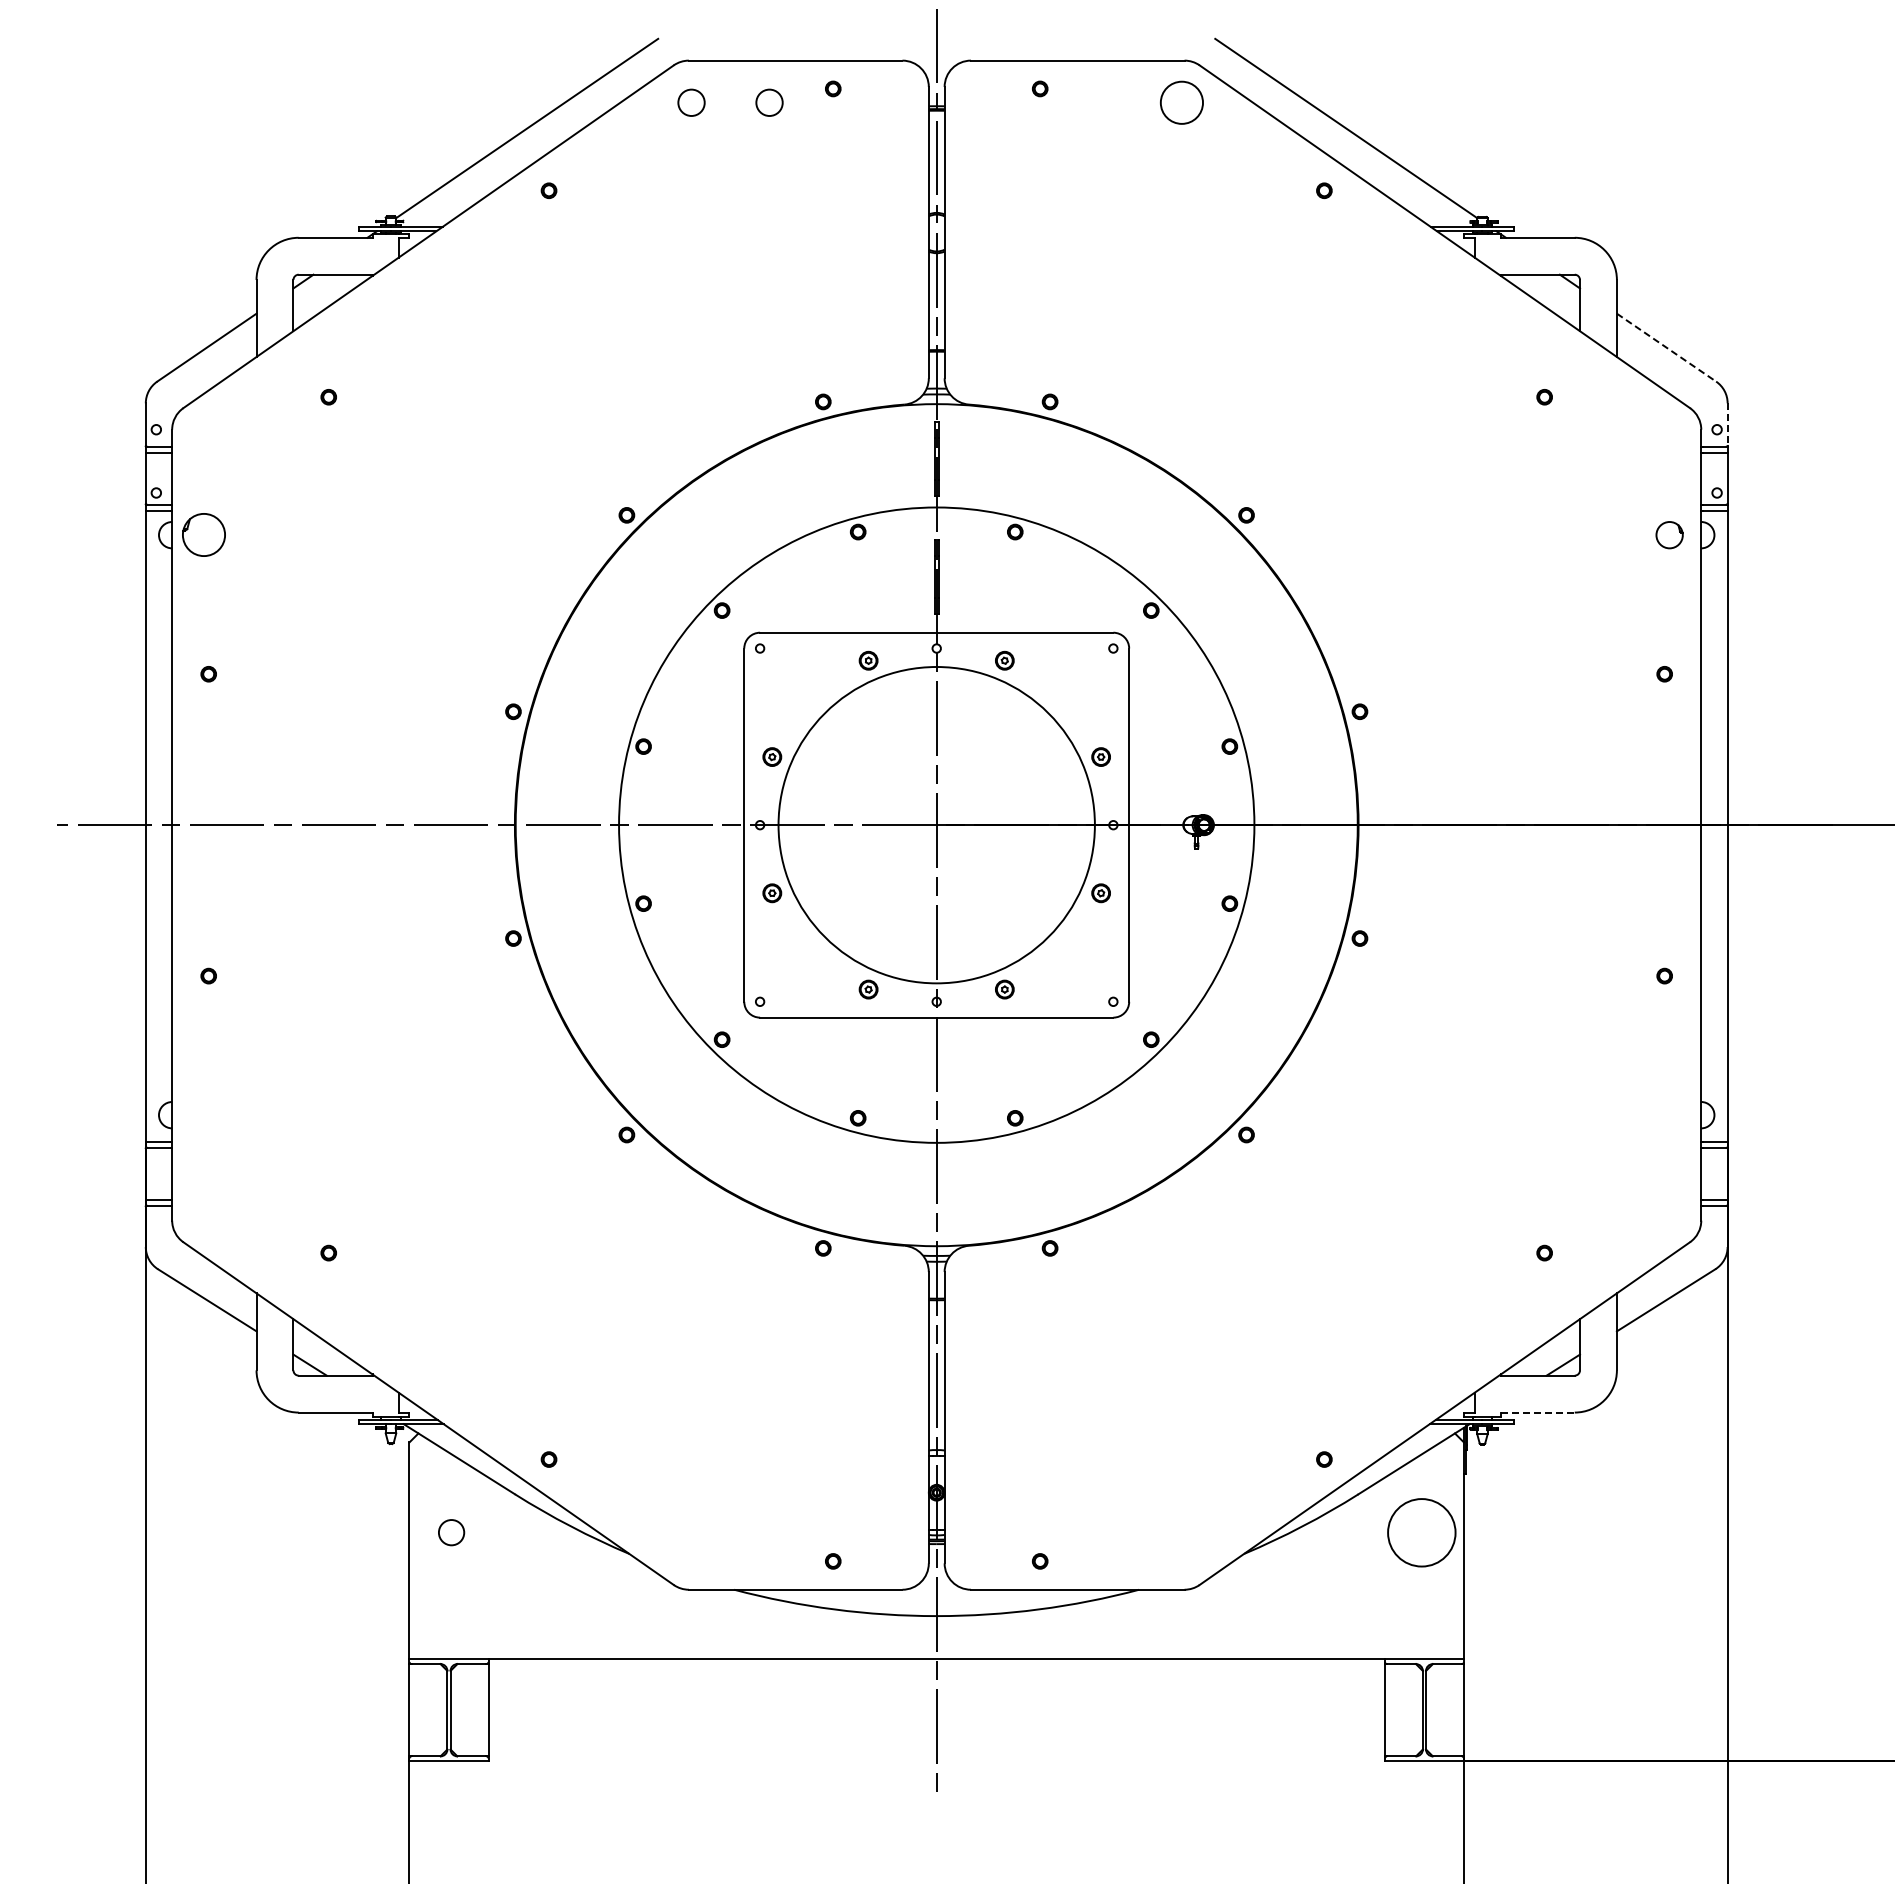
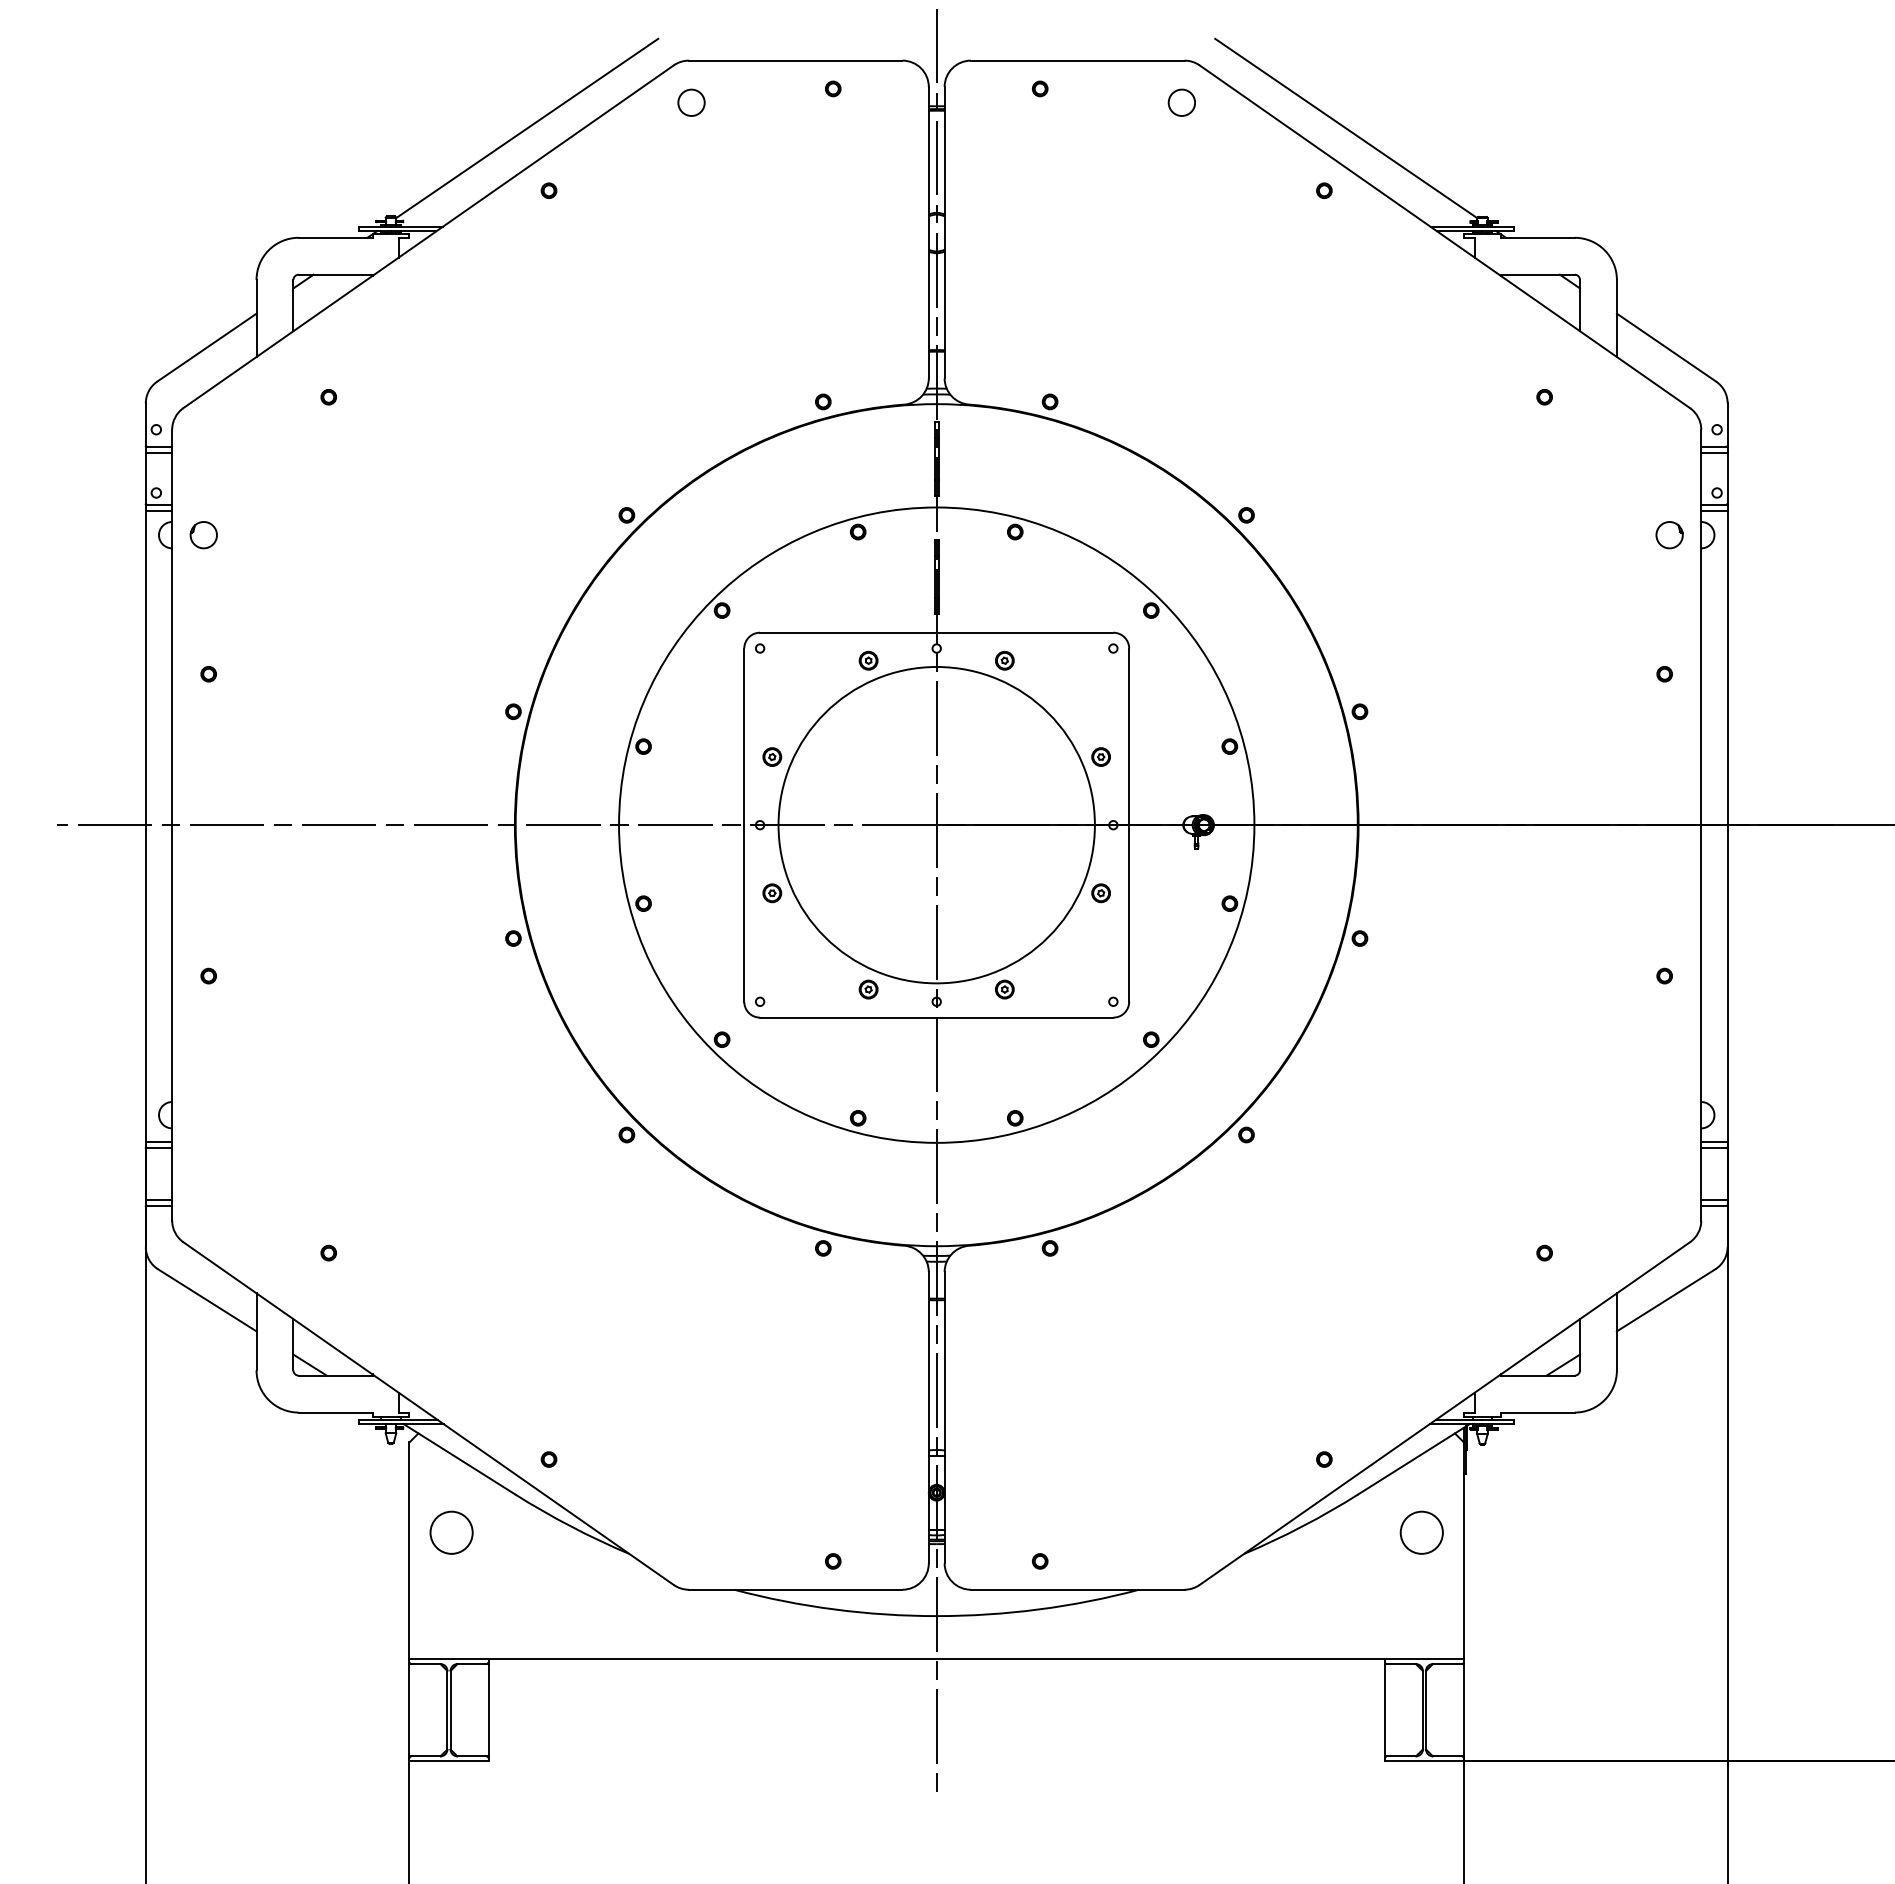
circle: present -> none (769, 102)
circle diameter: 42 px -> 26 px (1181, 102)
line: dashed -> solid (1666, 347)
line: dashed -> solid (1727, 425)
part size: 44x44 px -> 29x29 px (203, 535)
line: dashed -> solid (1537, 1412)
circle size: 28x28 px -> 45x45 px (451, 1532)
circle diameter: 67 px -> 42 px (1421, 1532)
